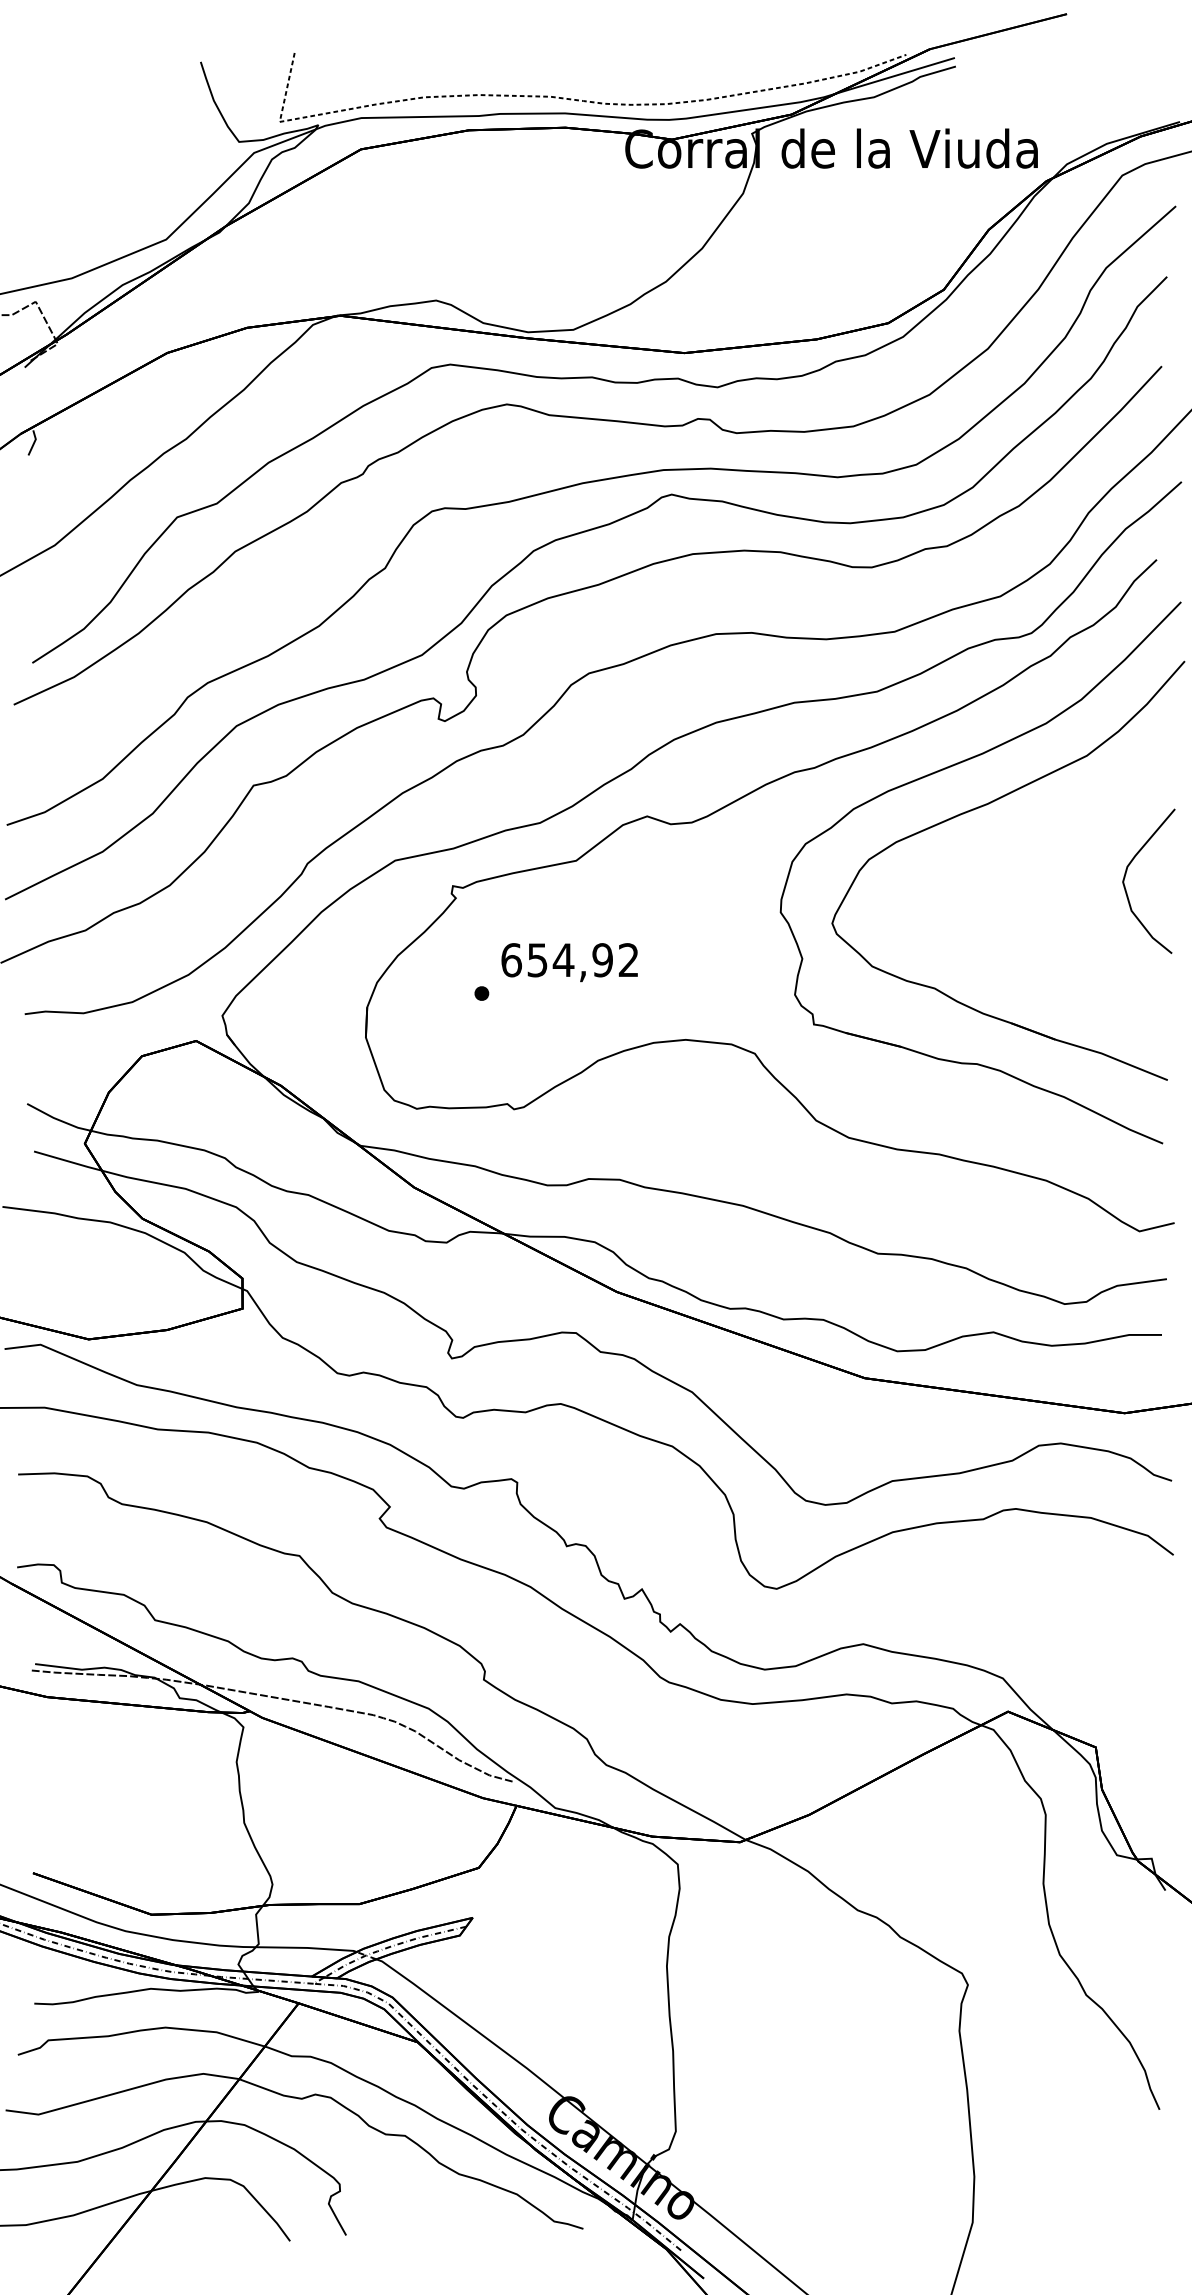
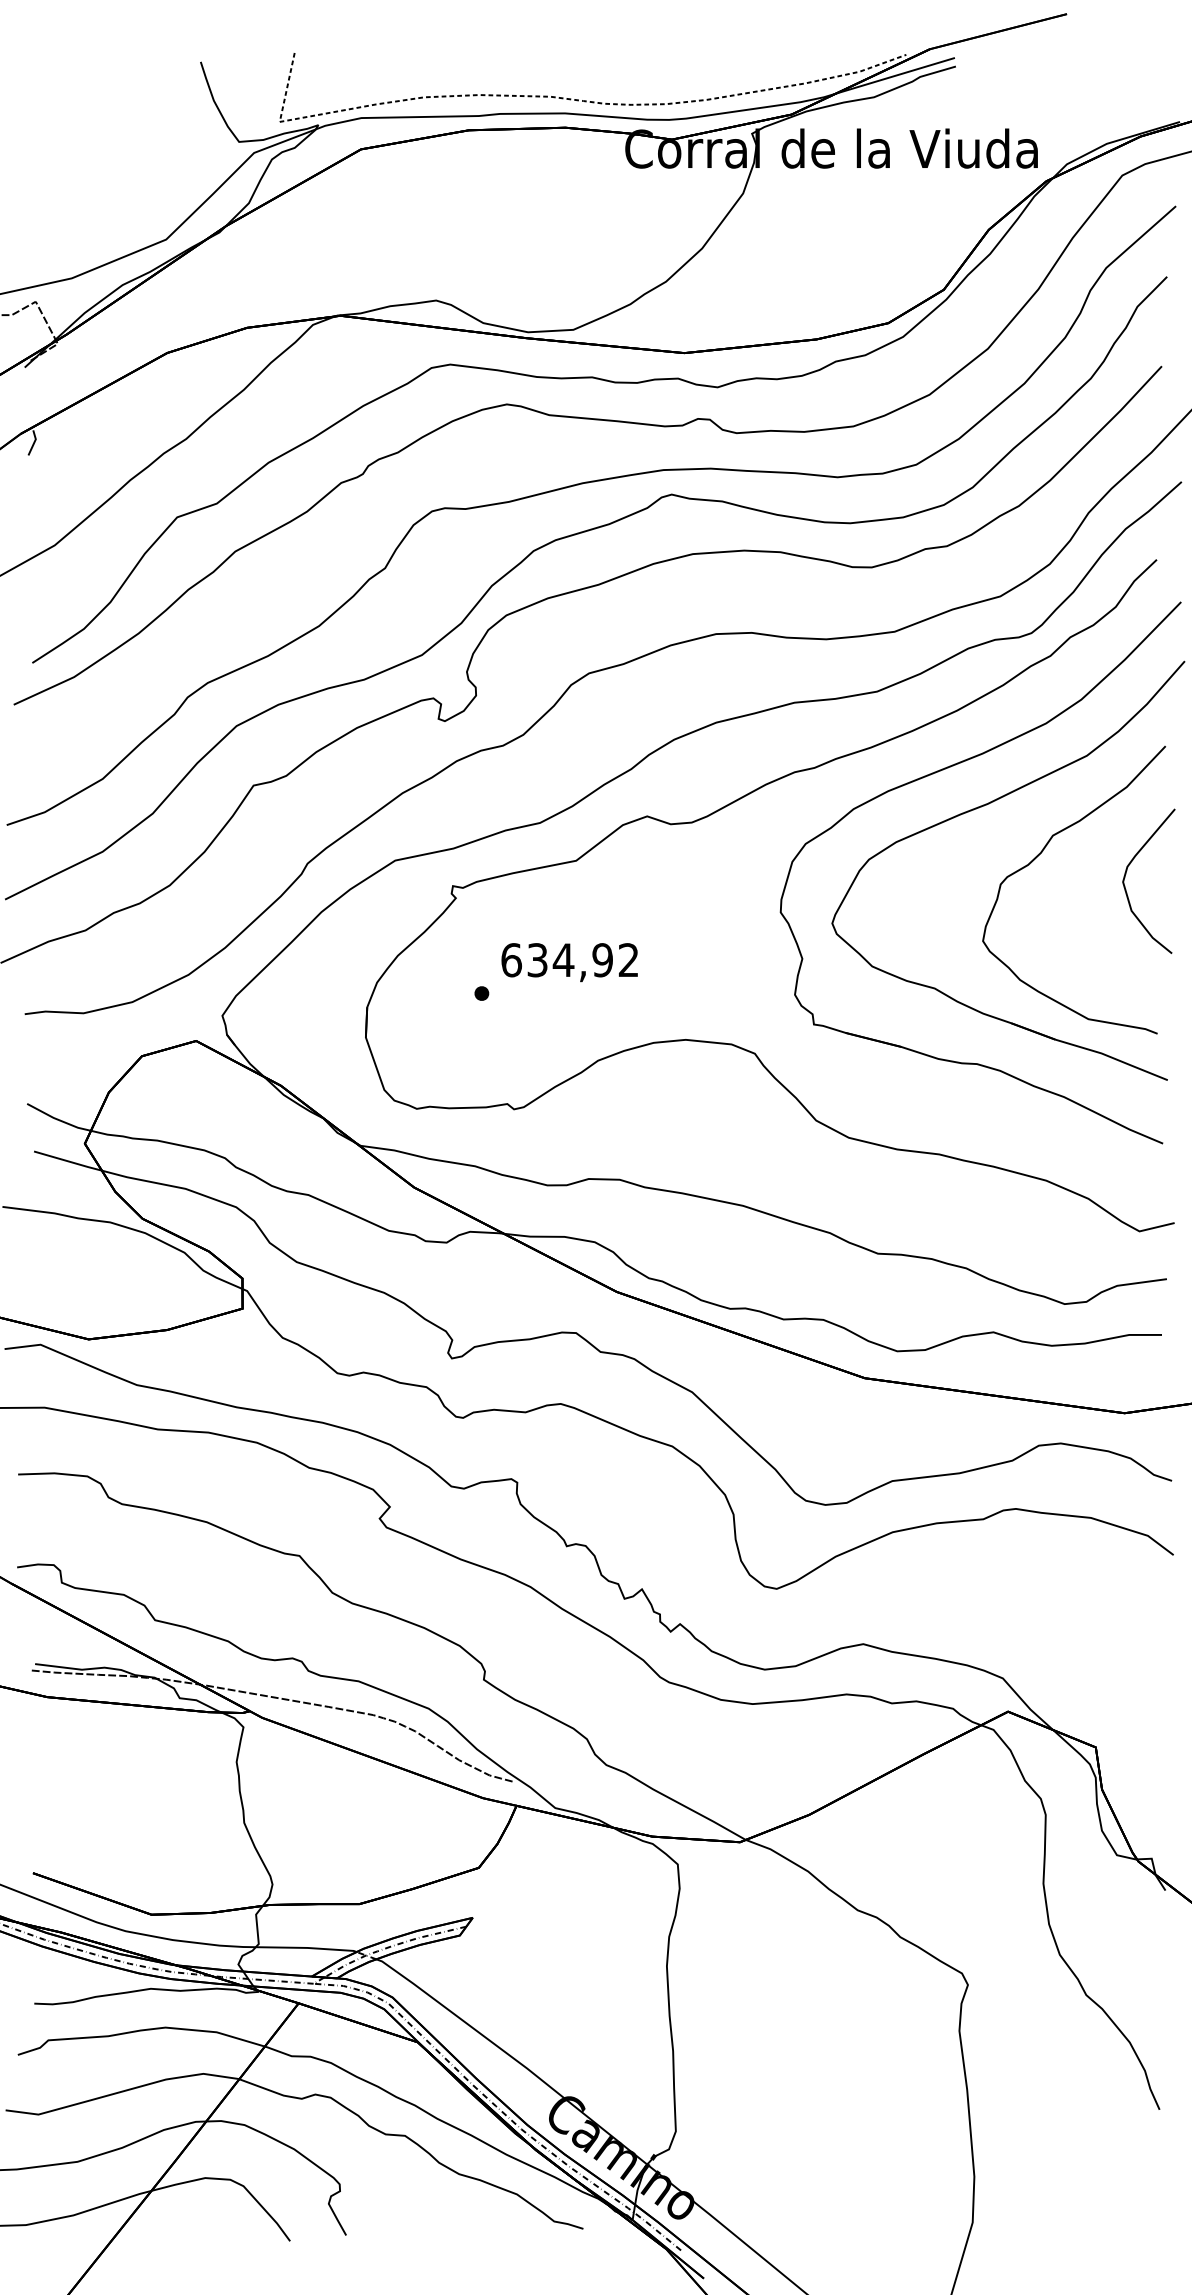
curve: none -> present (1040, 854)
text: 654,92 -> 634,92 (537, 959)
